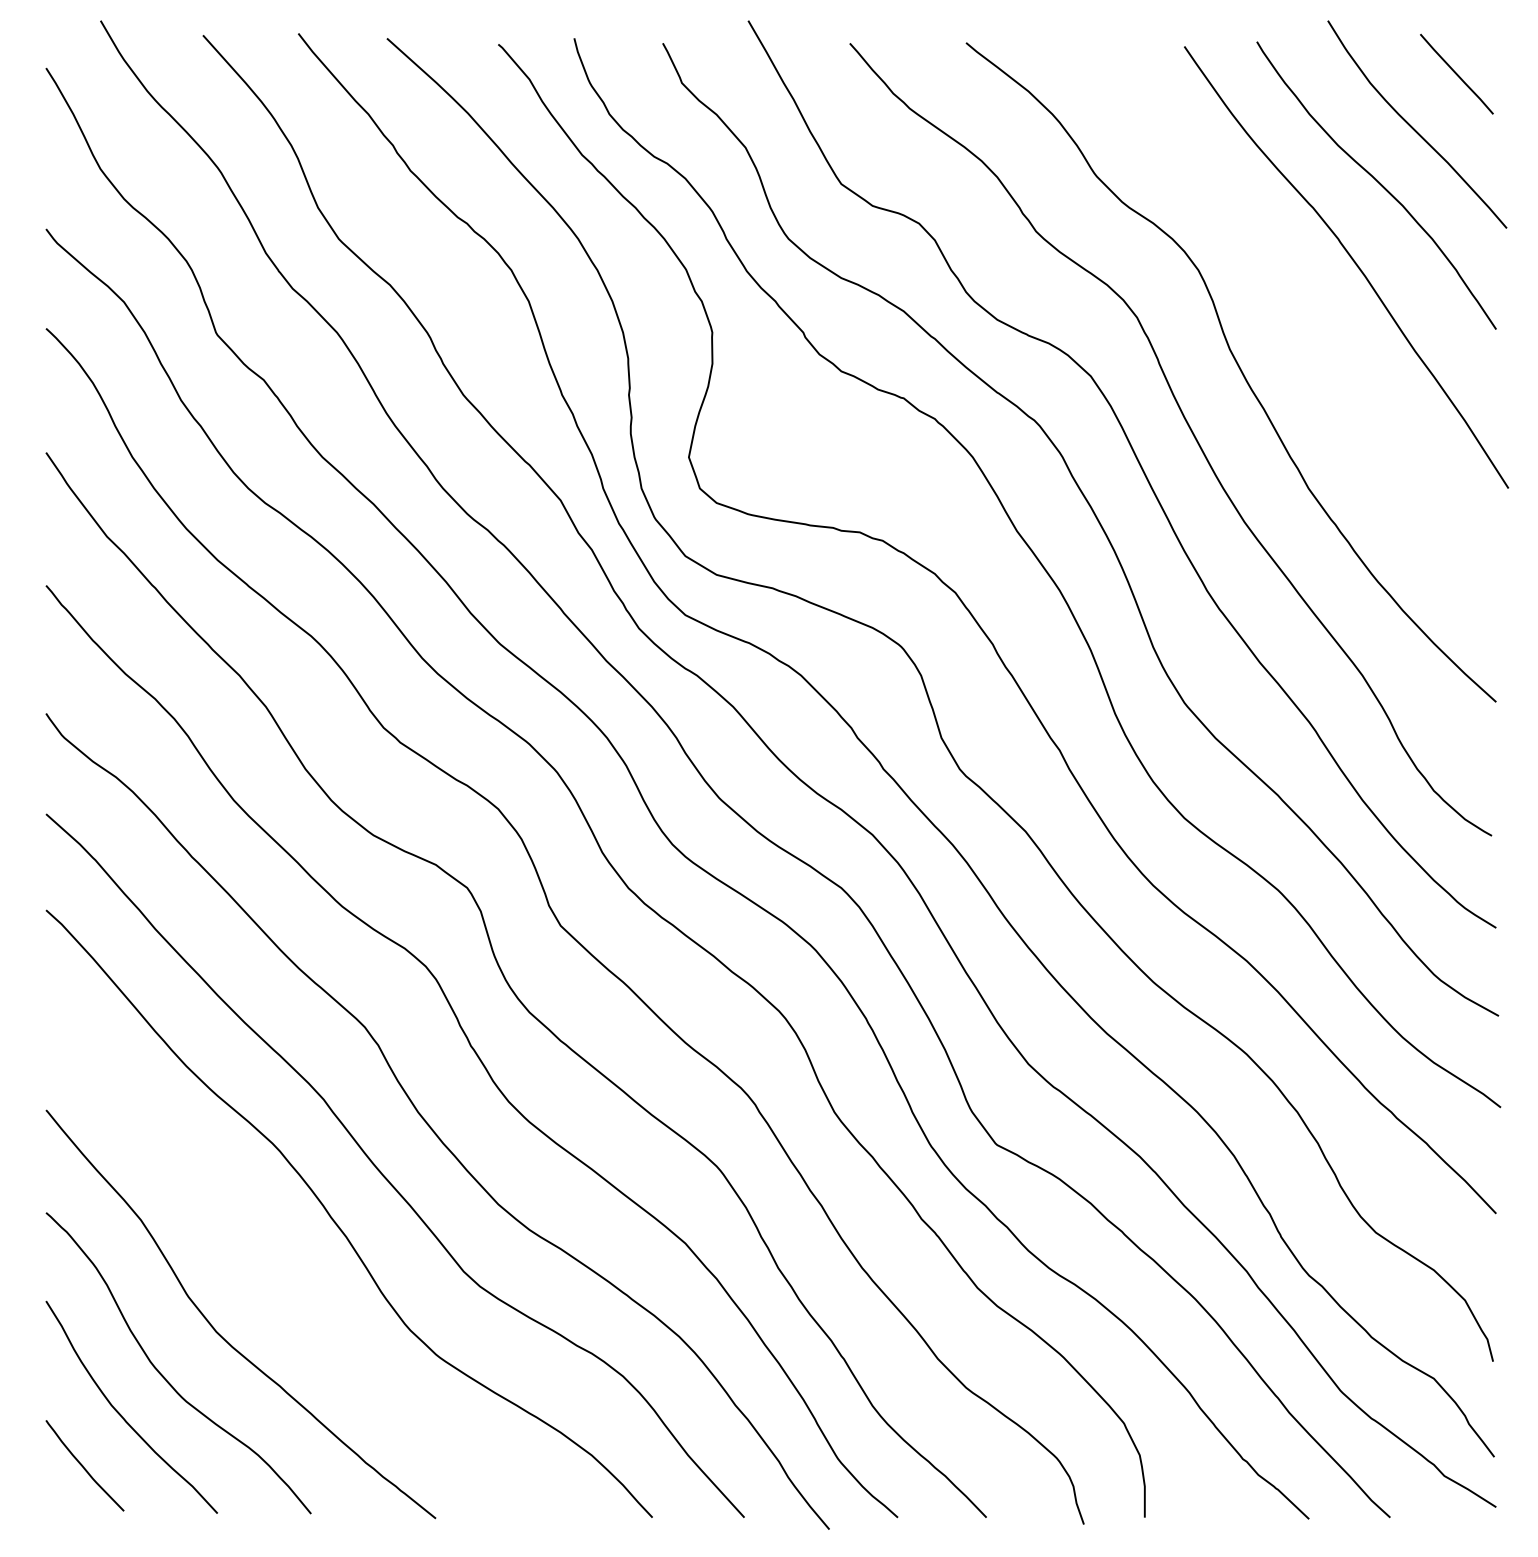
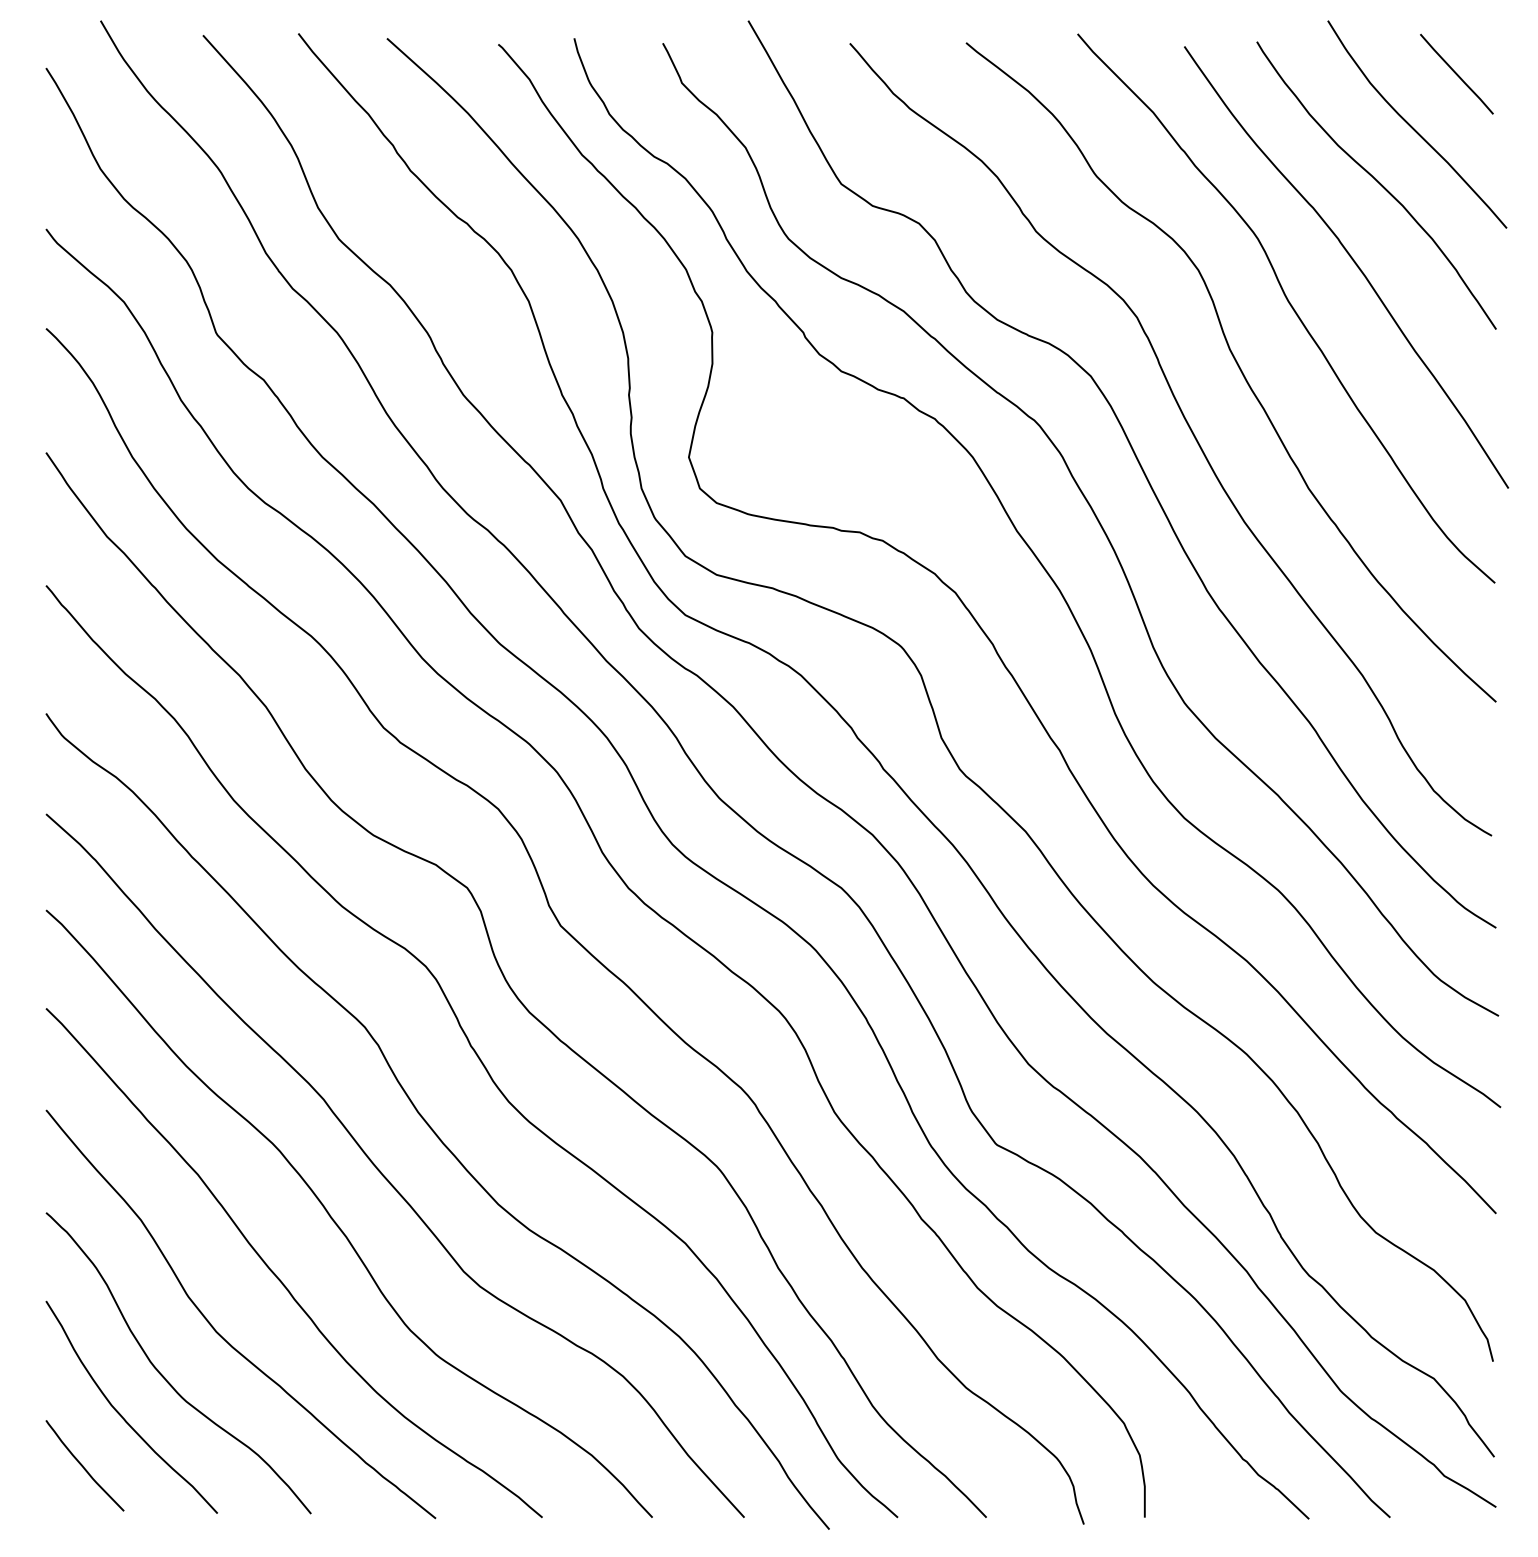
curve: none -> present (1290, 306)
curve: none -> present (278, 1277)
